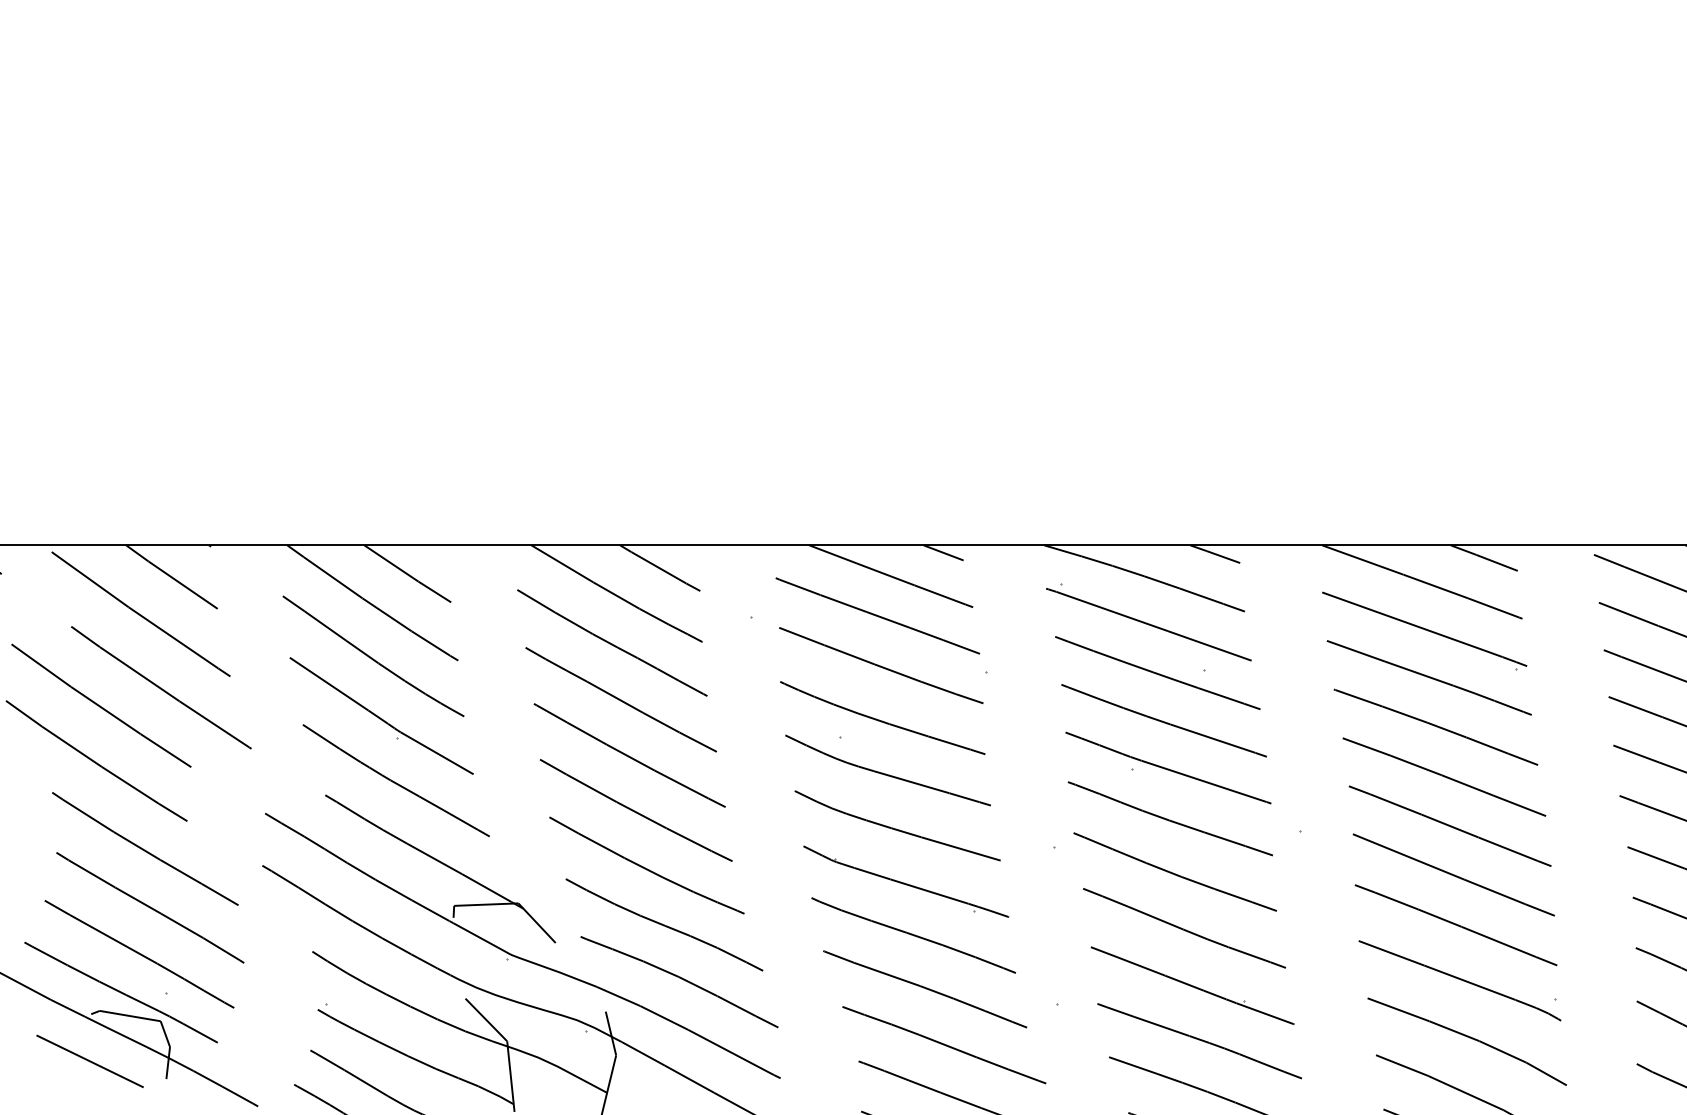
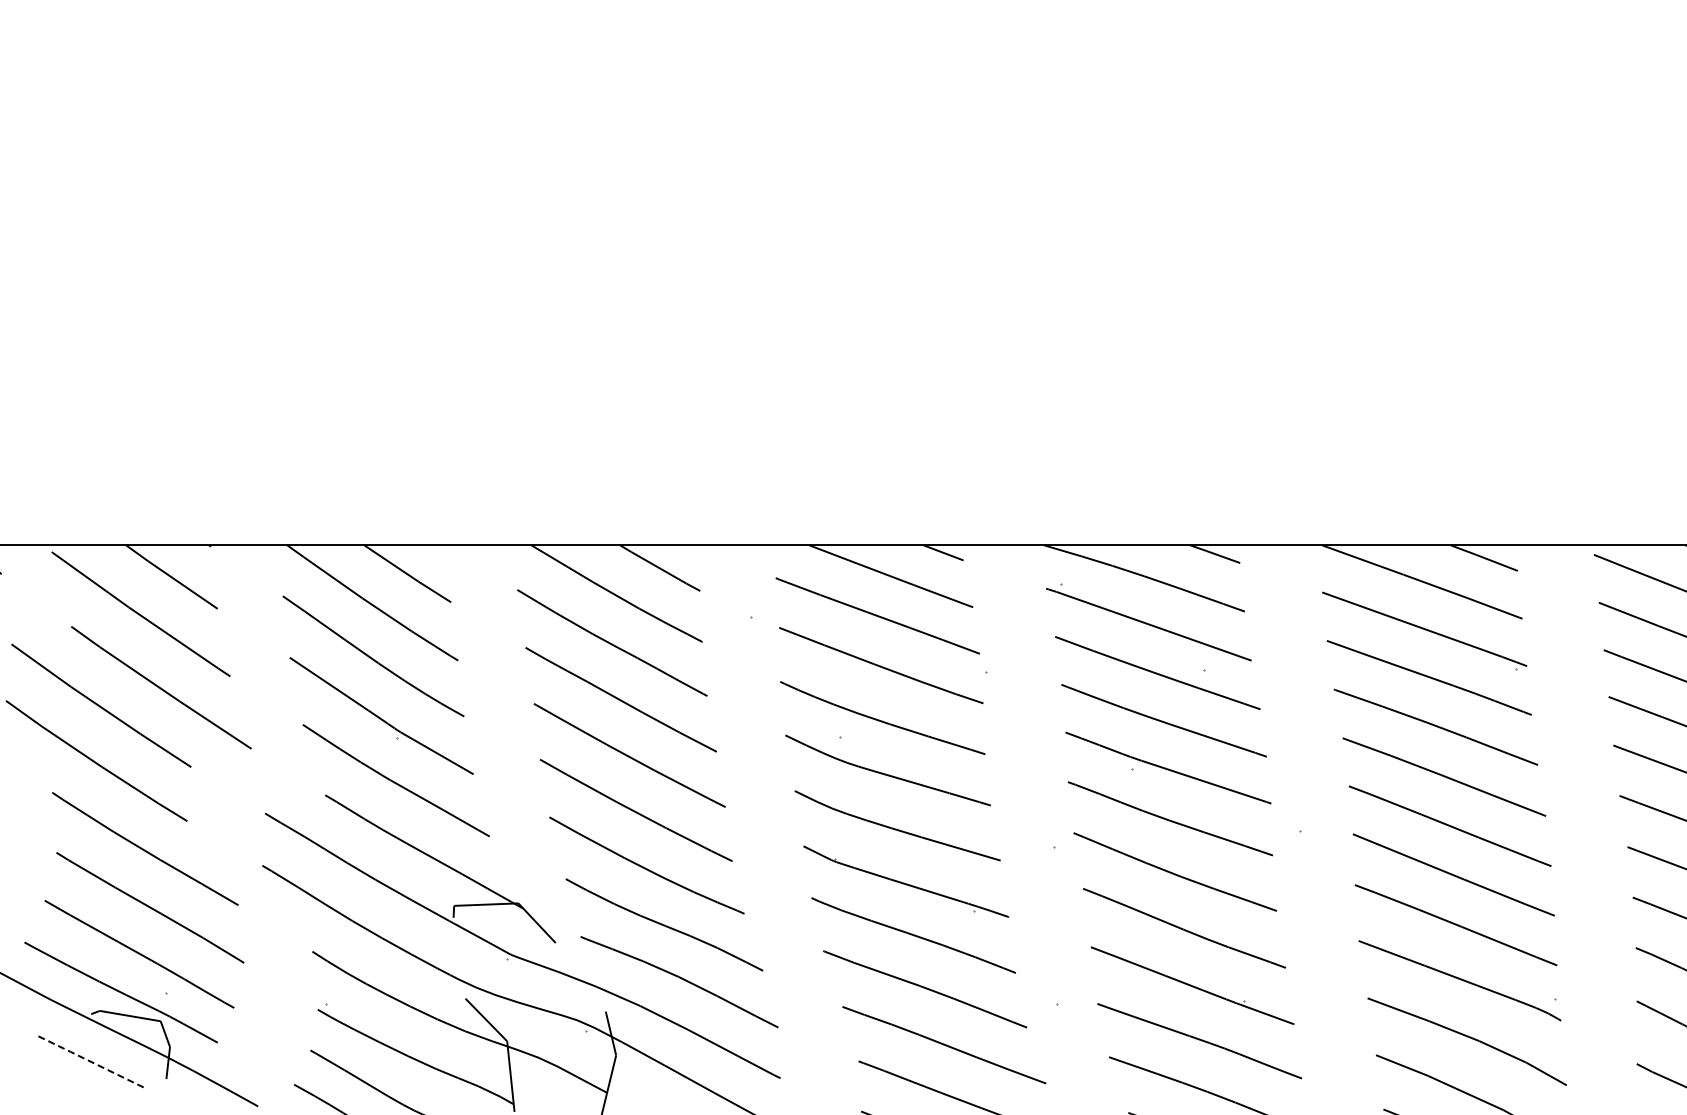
line: solid -> dashed (89, 1060)
